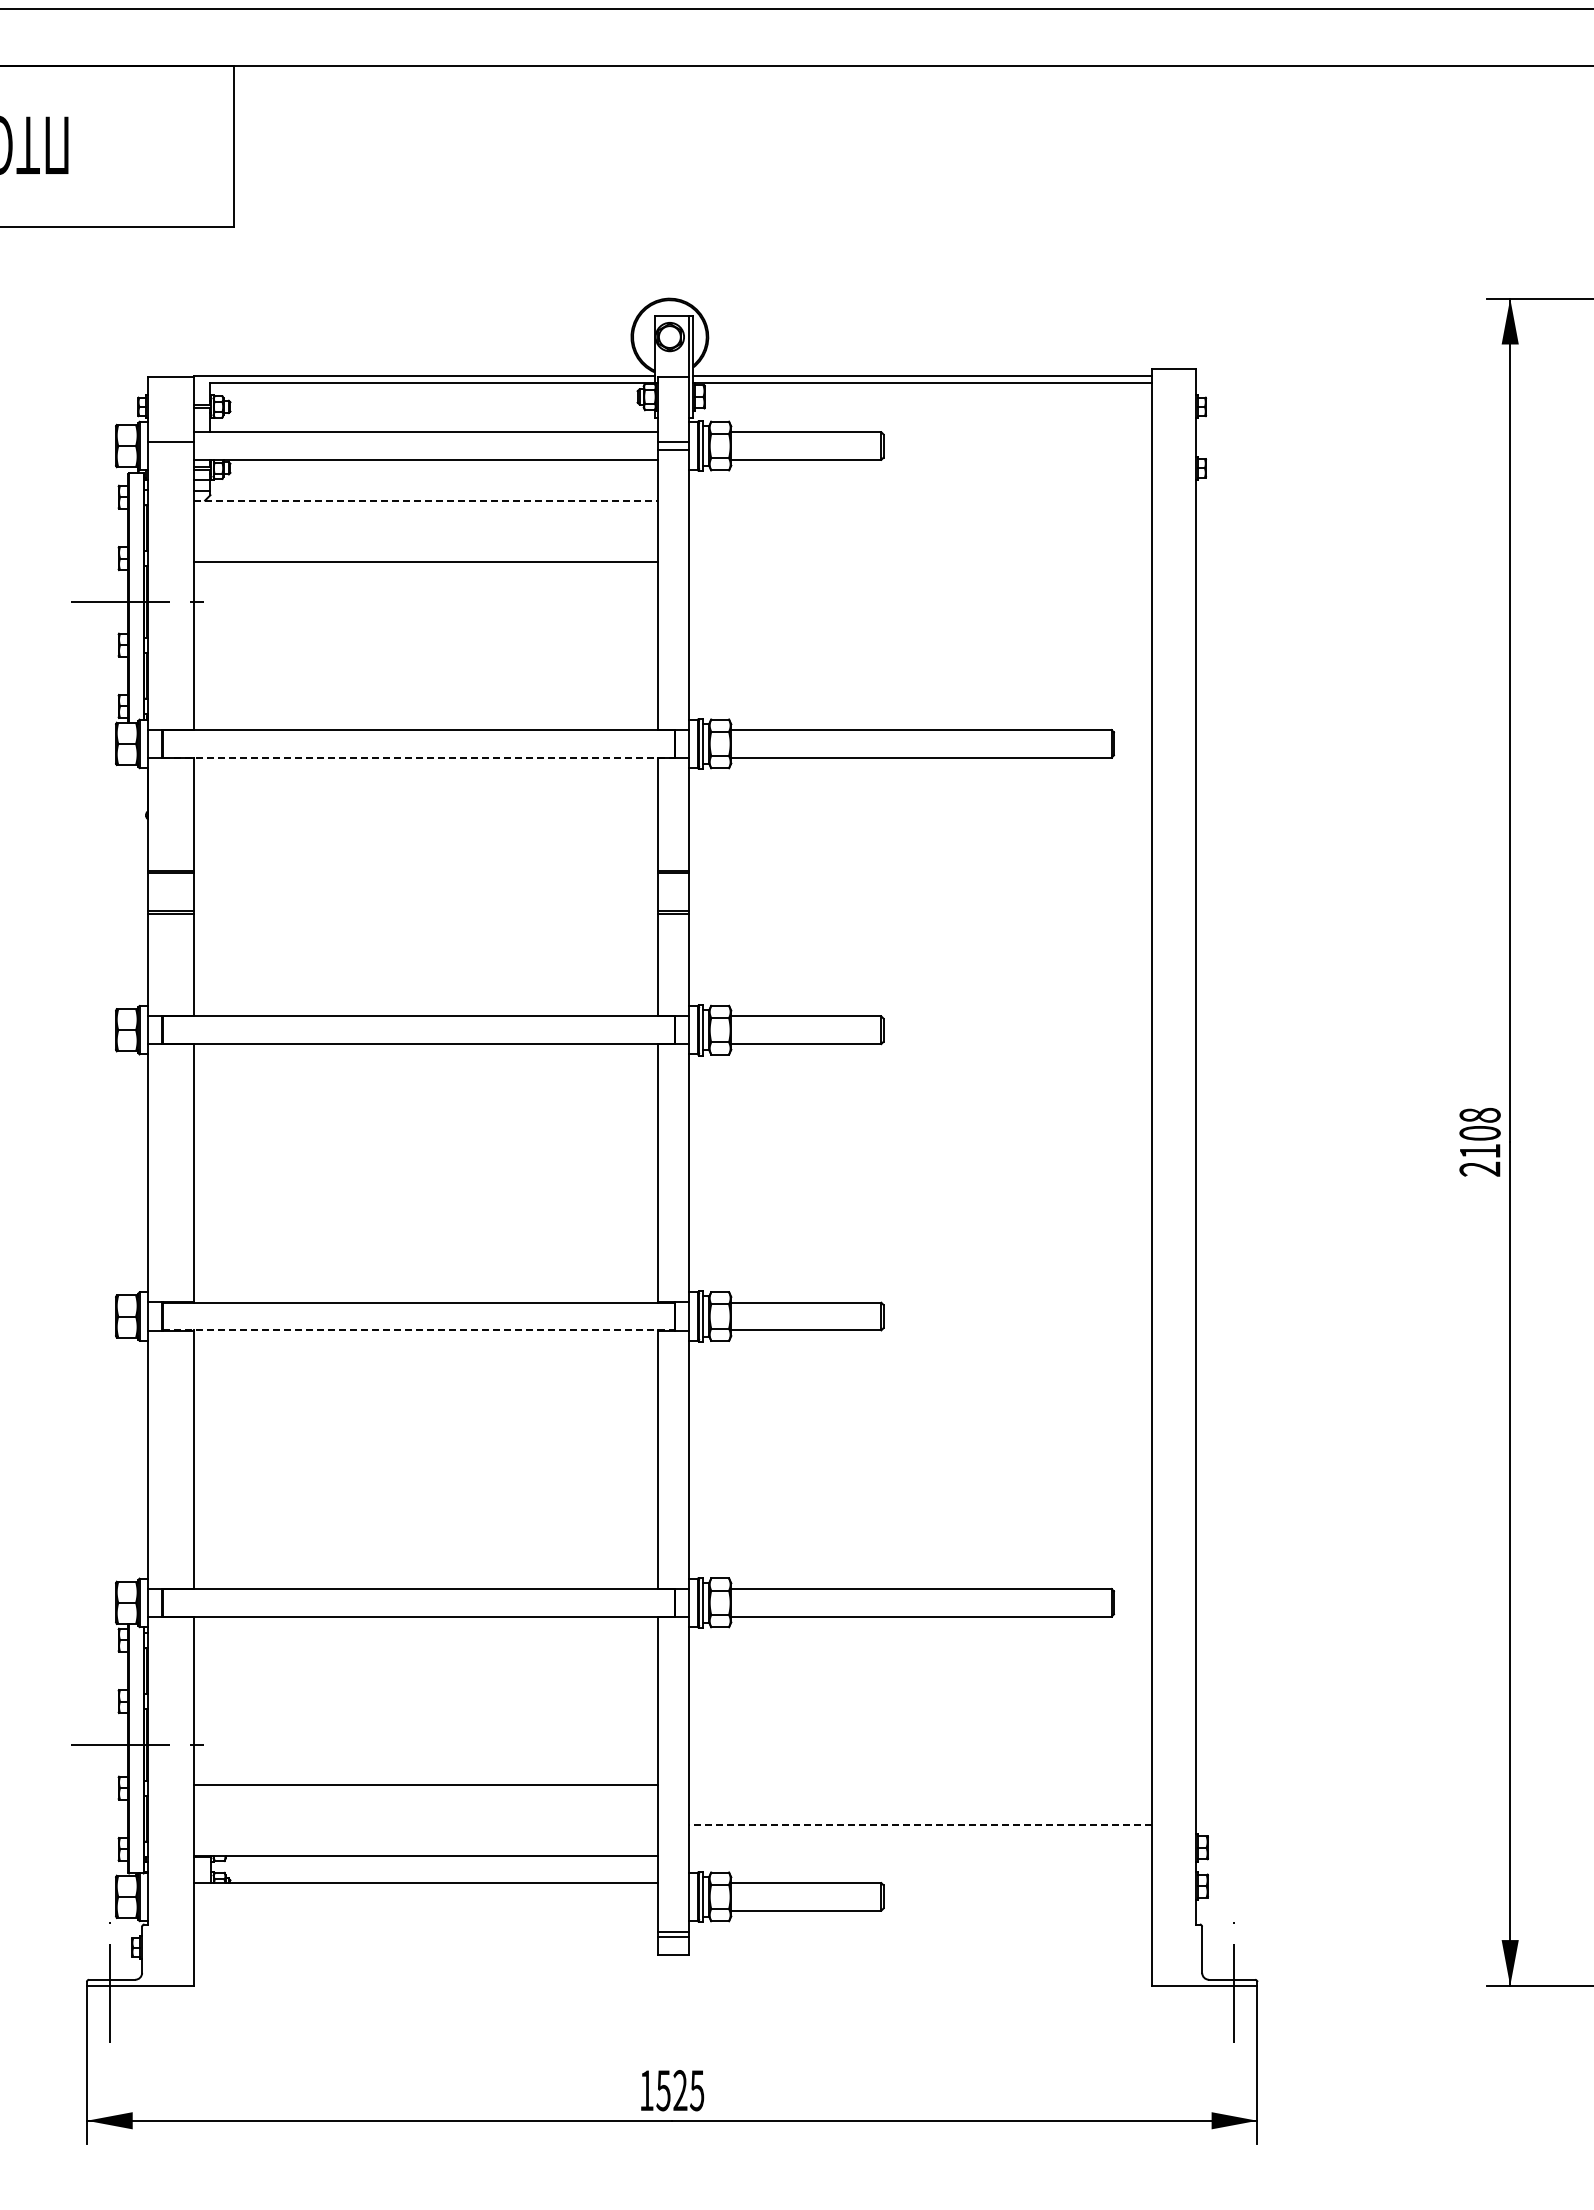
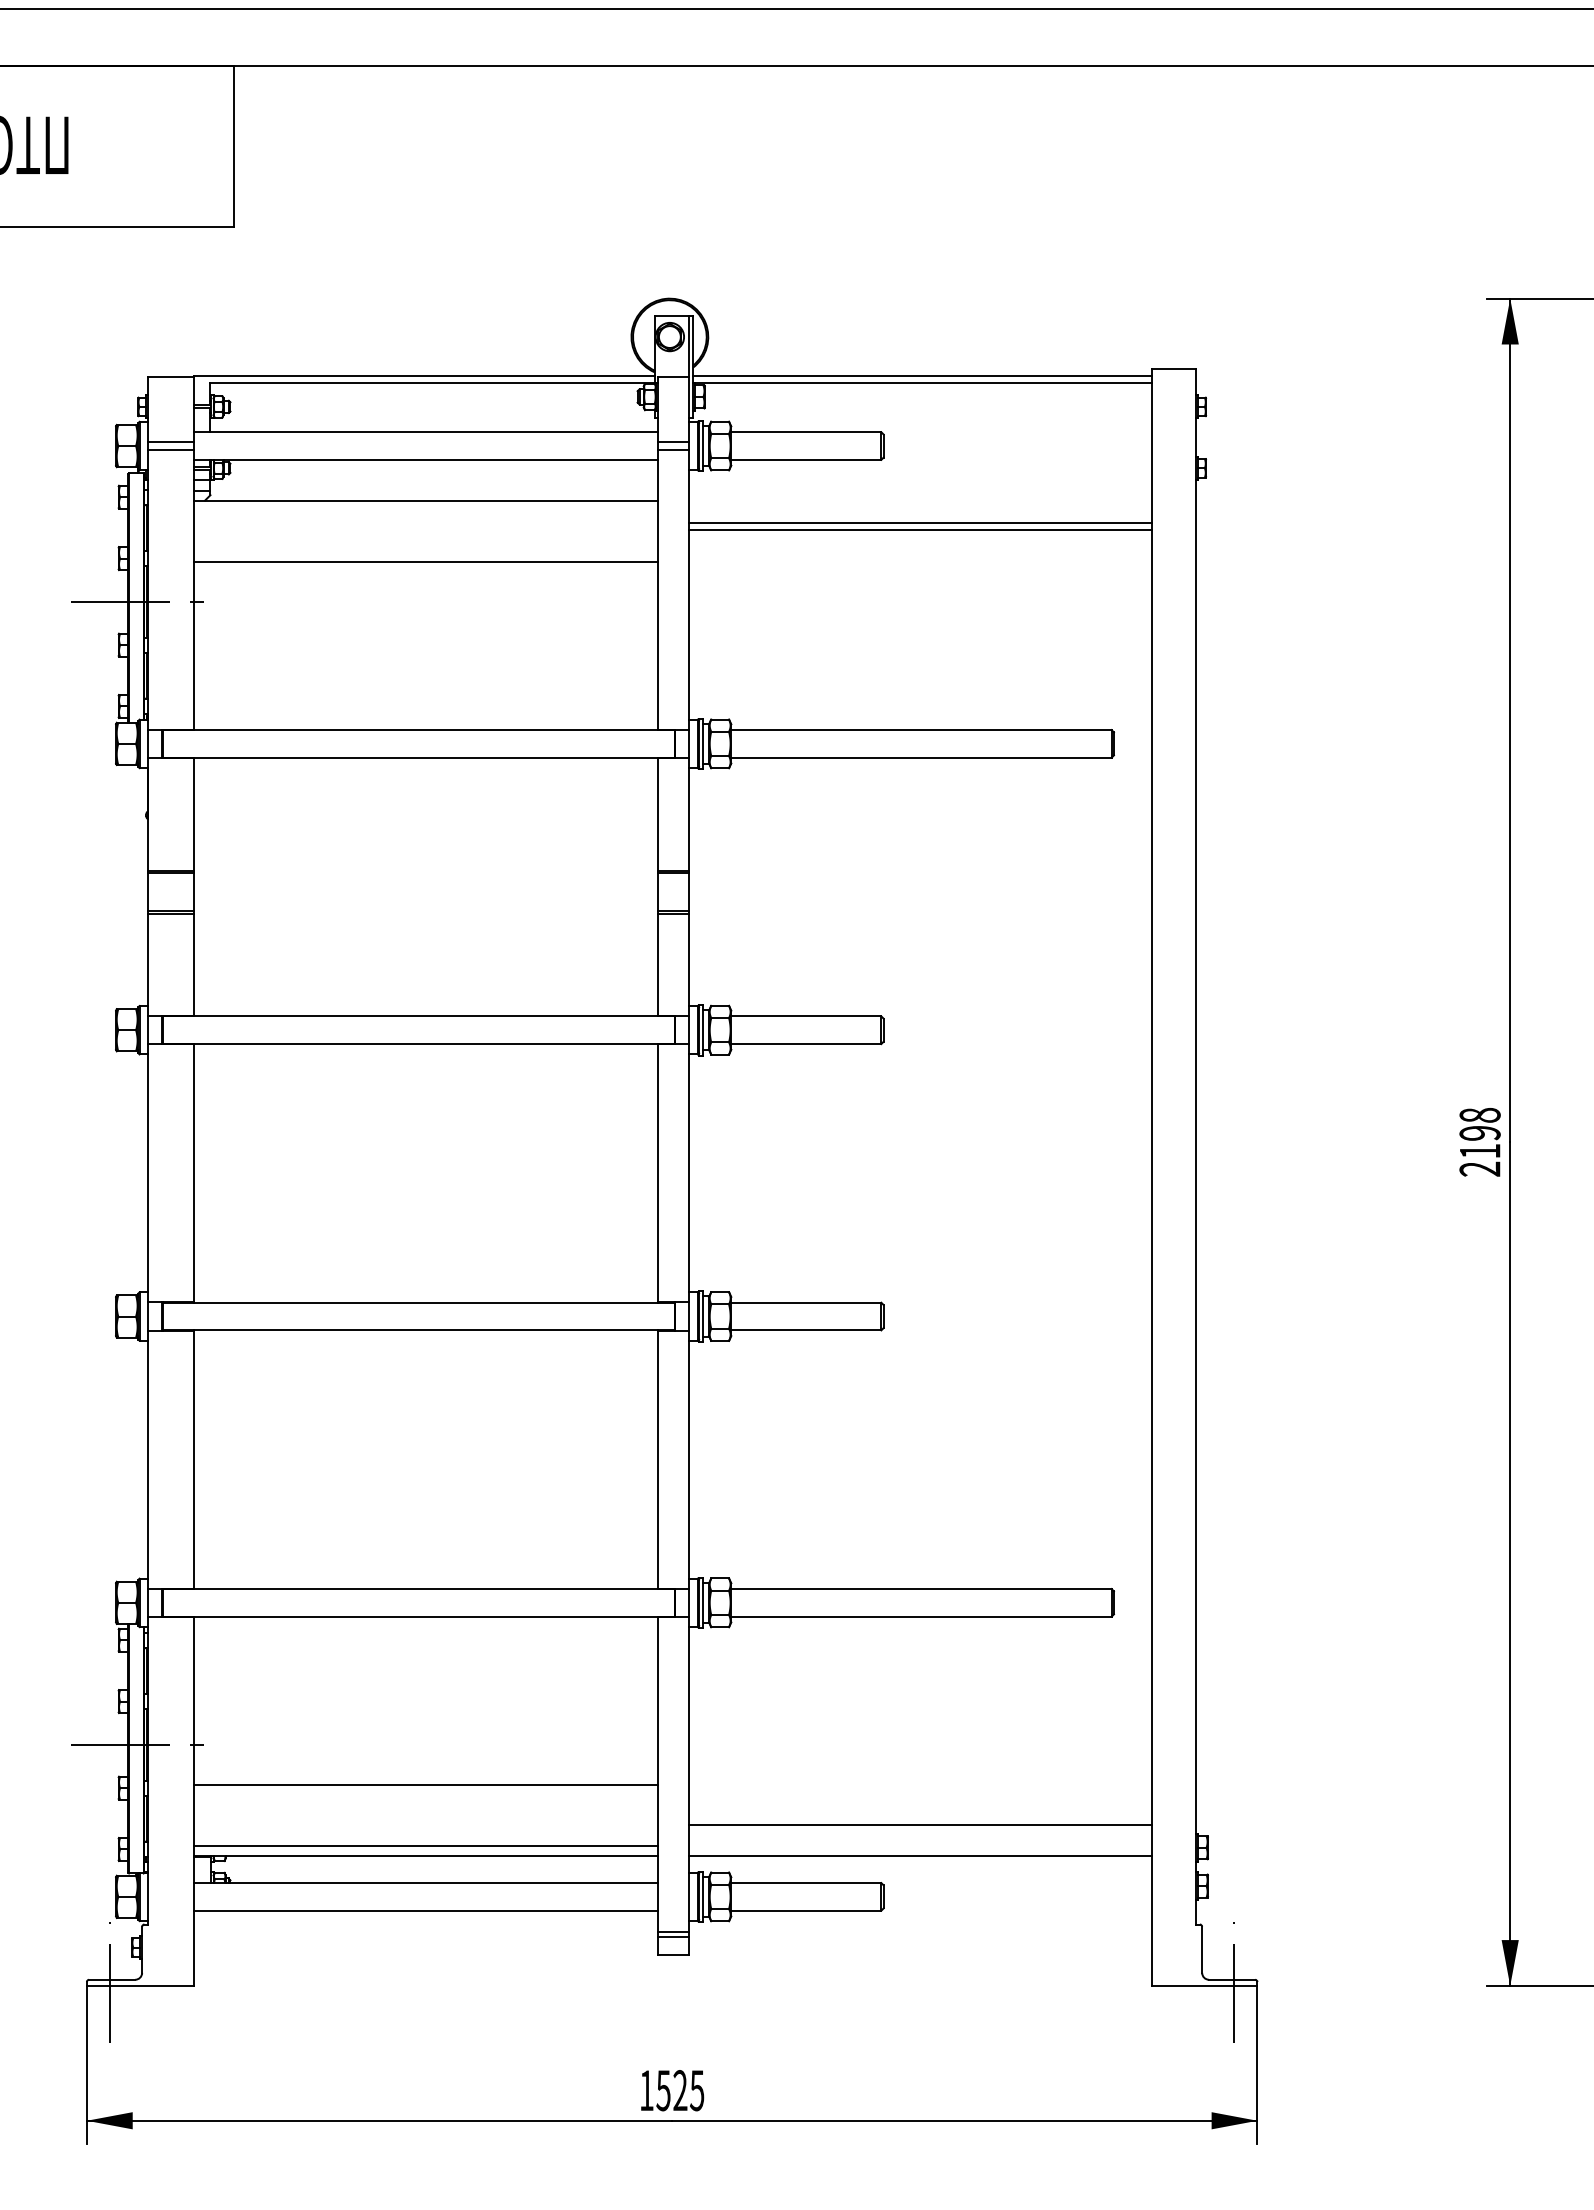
line: none -> present (171, 449)
line: dashed -> solid (426, 500)
line: none -> present (920, 523)
line: none -> present (920, 529)
line: dashed -> solid (418, 757)
text: 2108 -> 2198 (1479, 1133)
line: dashed -> solid (418, 1330)
line: dashed -> solid (919, 1825)
line: none -> present (426, 1846)
line: none -> present (920, 1856)
line: none -> present (426, 1910)
